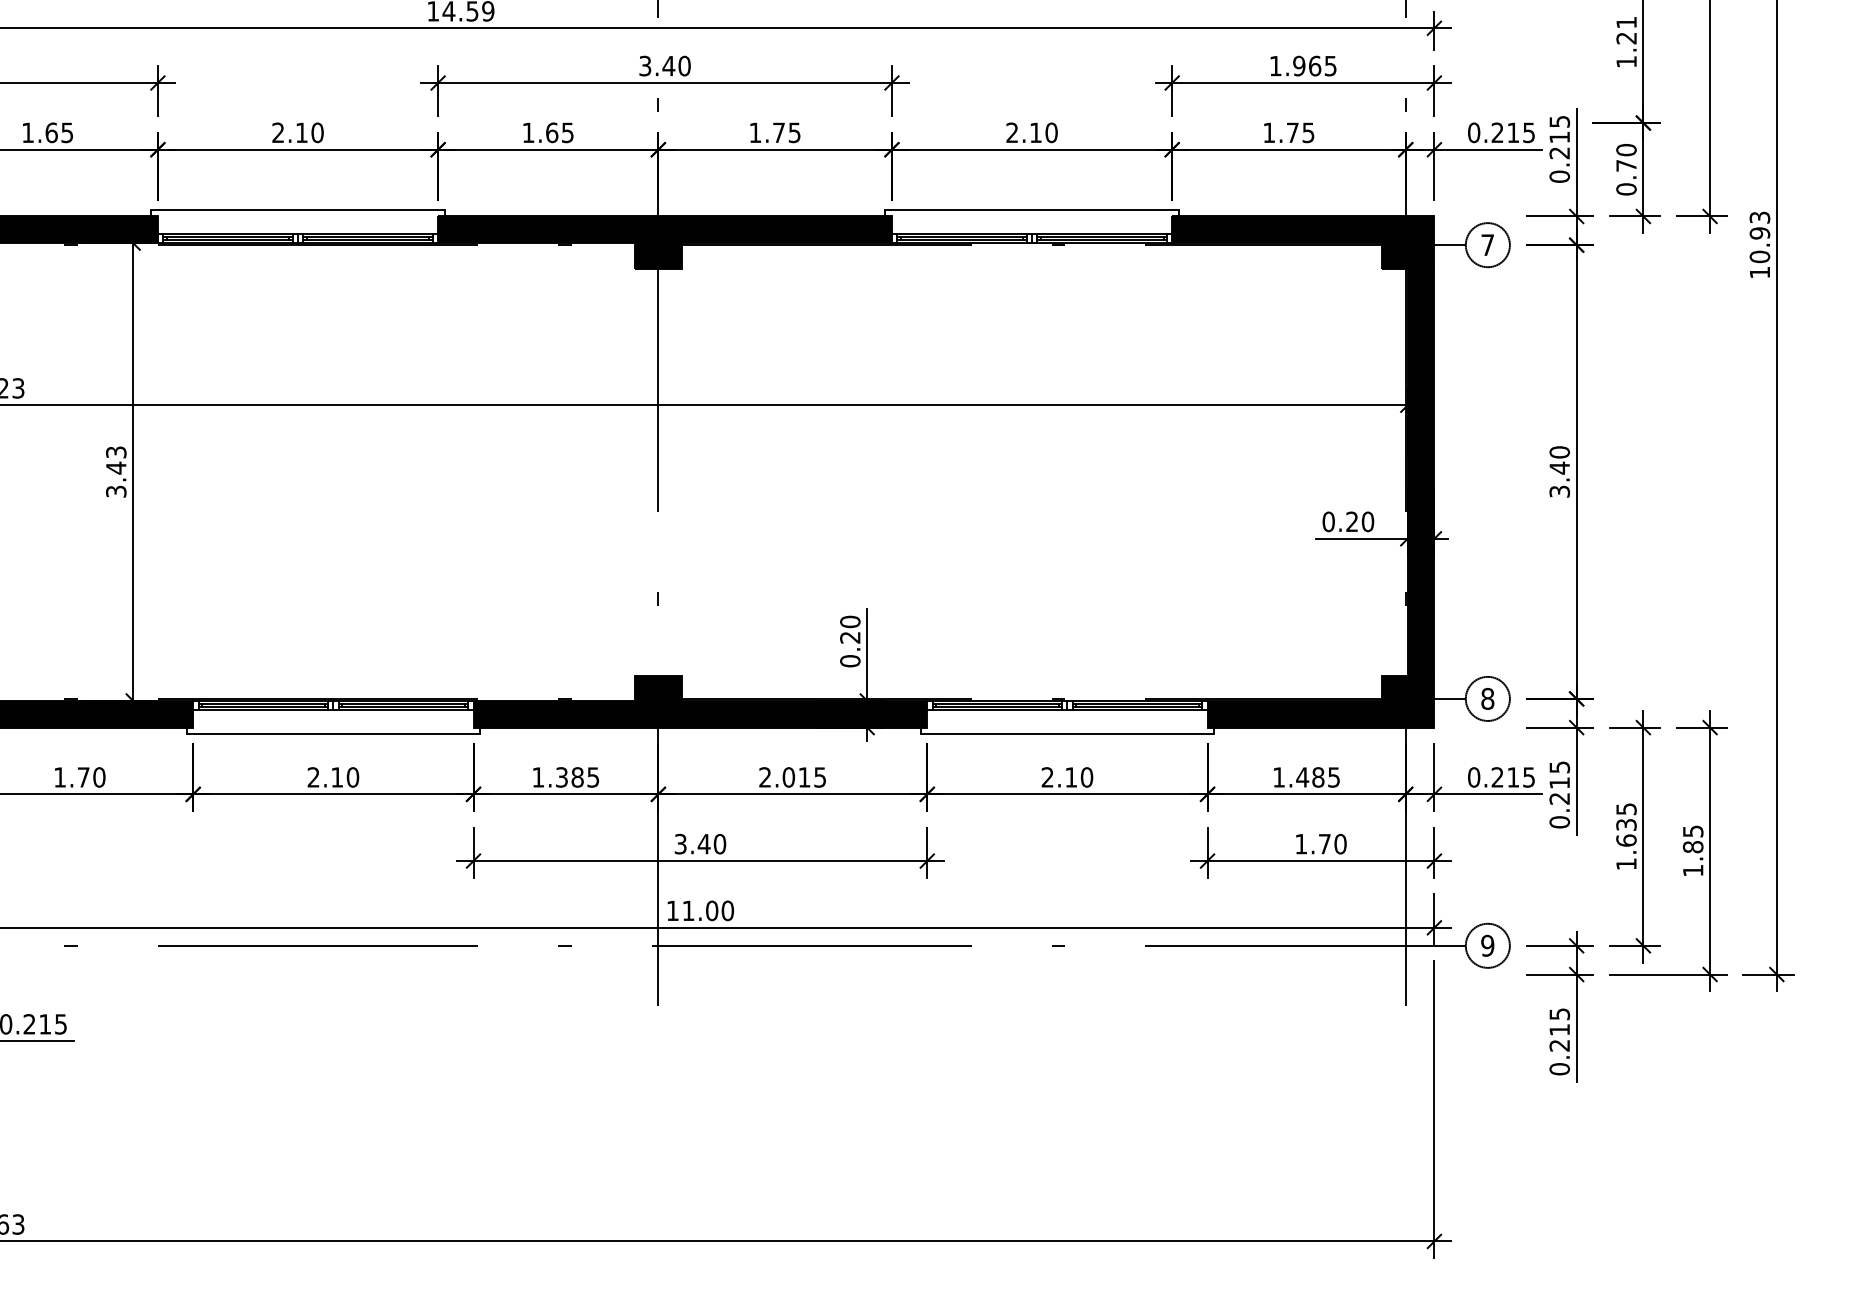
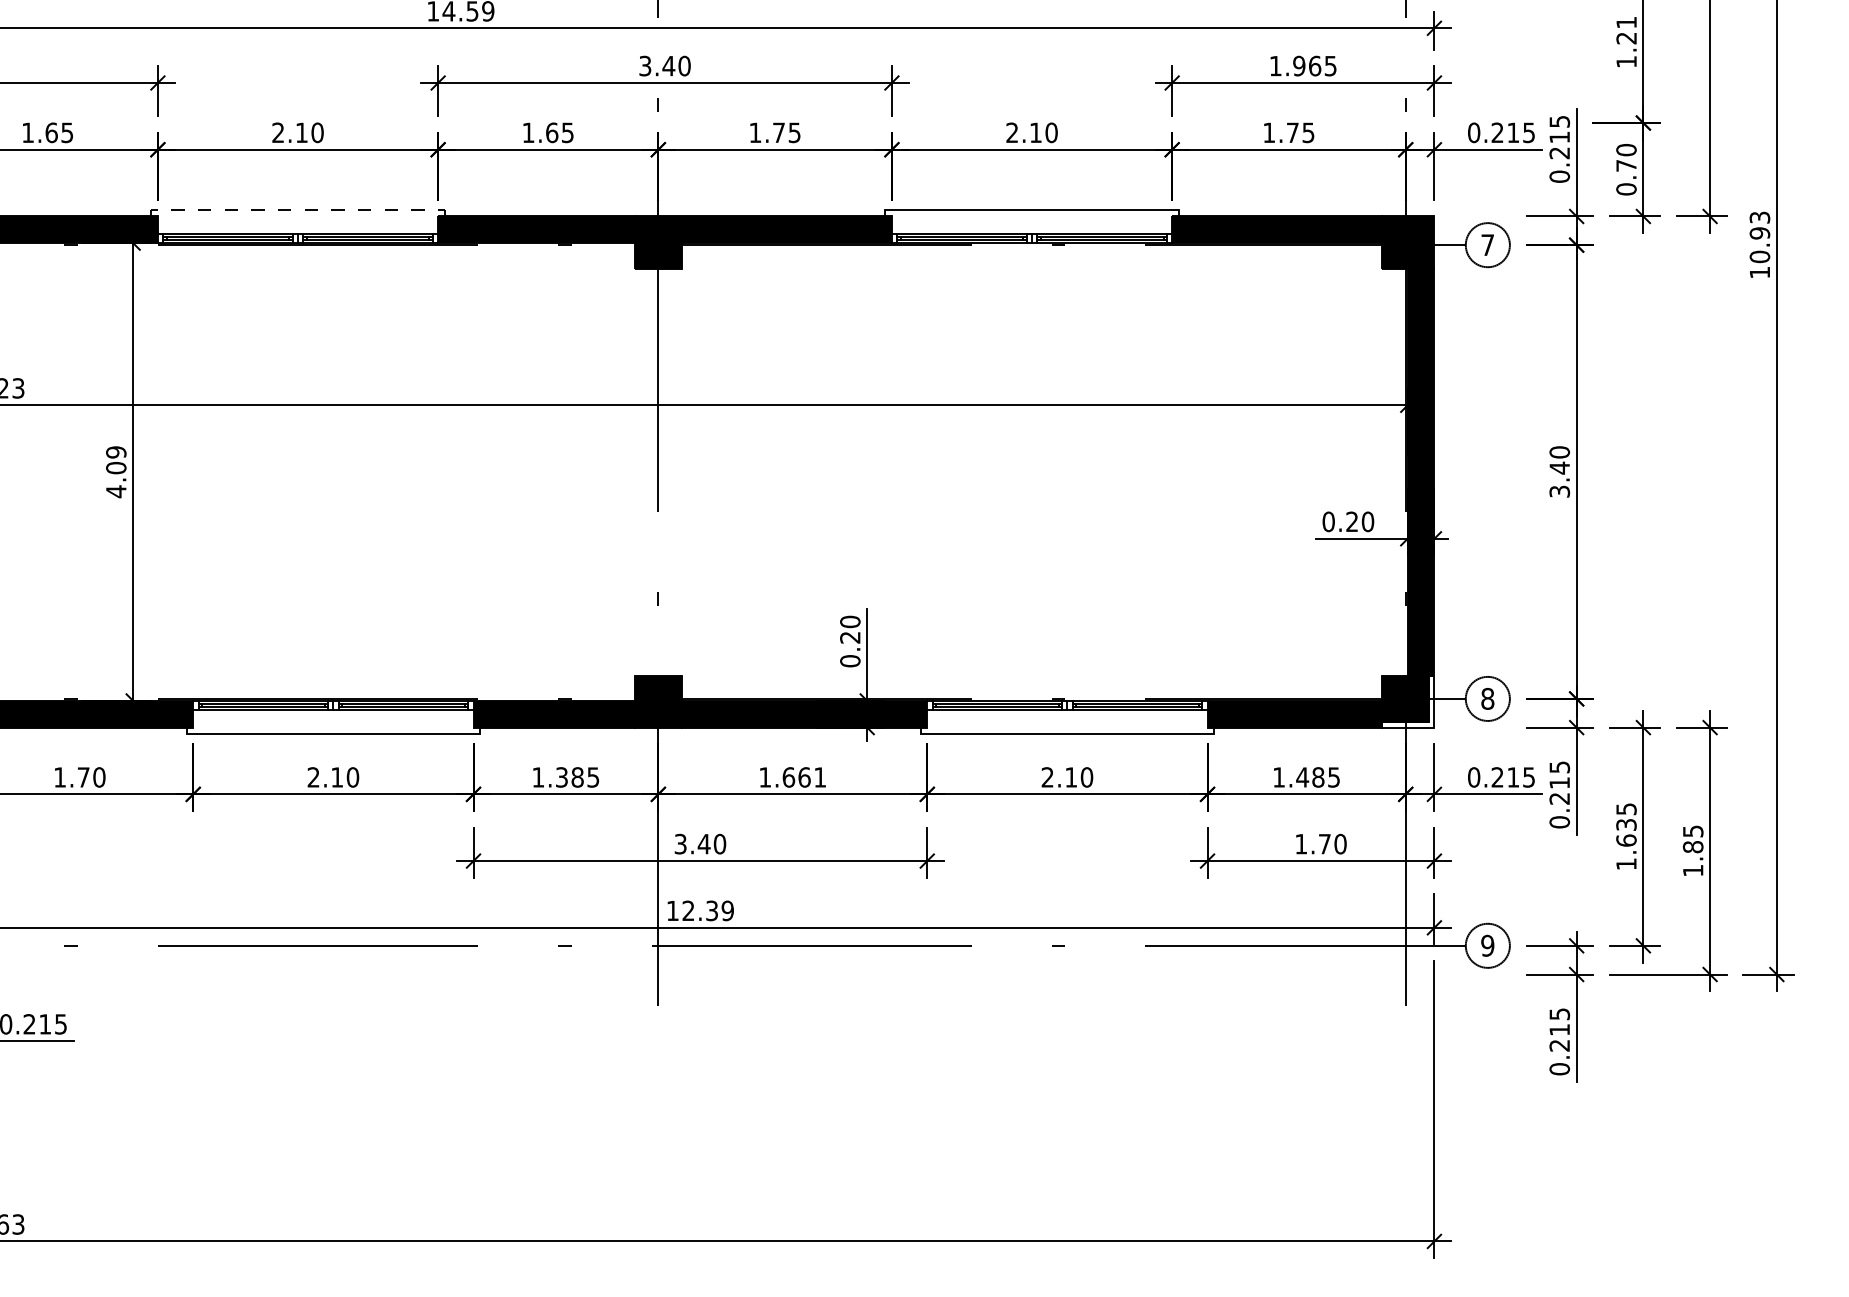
line: solid -> dashed (298, 209)
text: 3.43 -> 4.09 (116, 472)
fill: present -> none (1408, 701)
text: 2.015 -> 1.661 (792, 777)
text: 11.00 -> 12.39 (707, 910)
